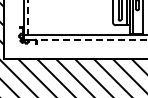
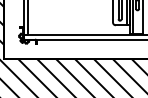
line: dashed -> solid (28, 18)
line: dashed -> solid (91, 39)
